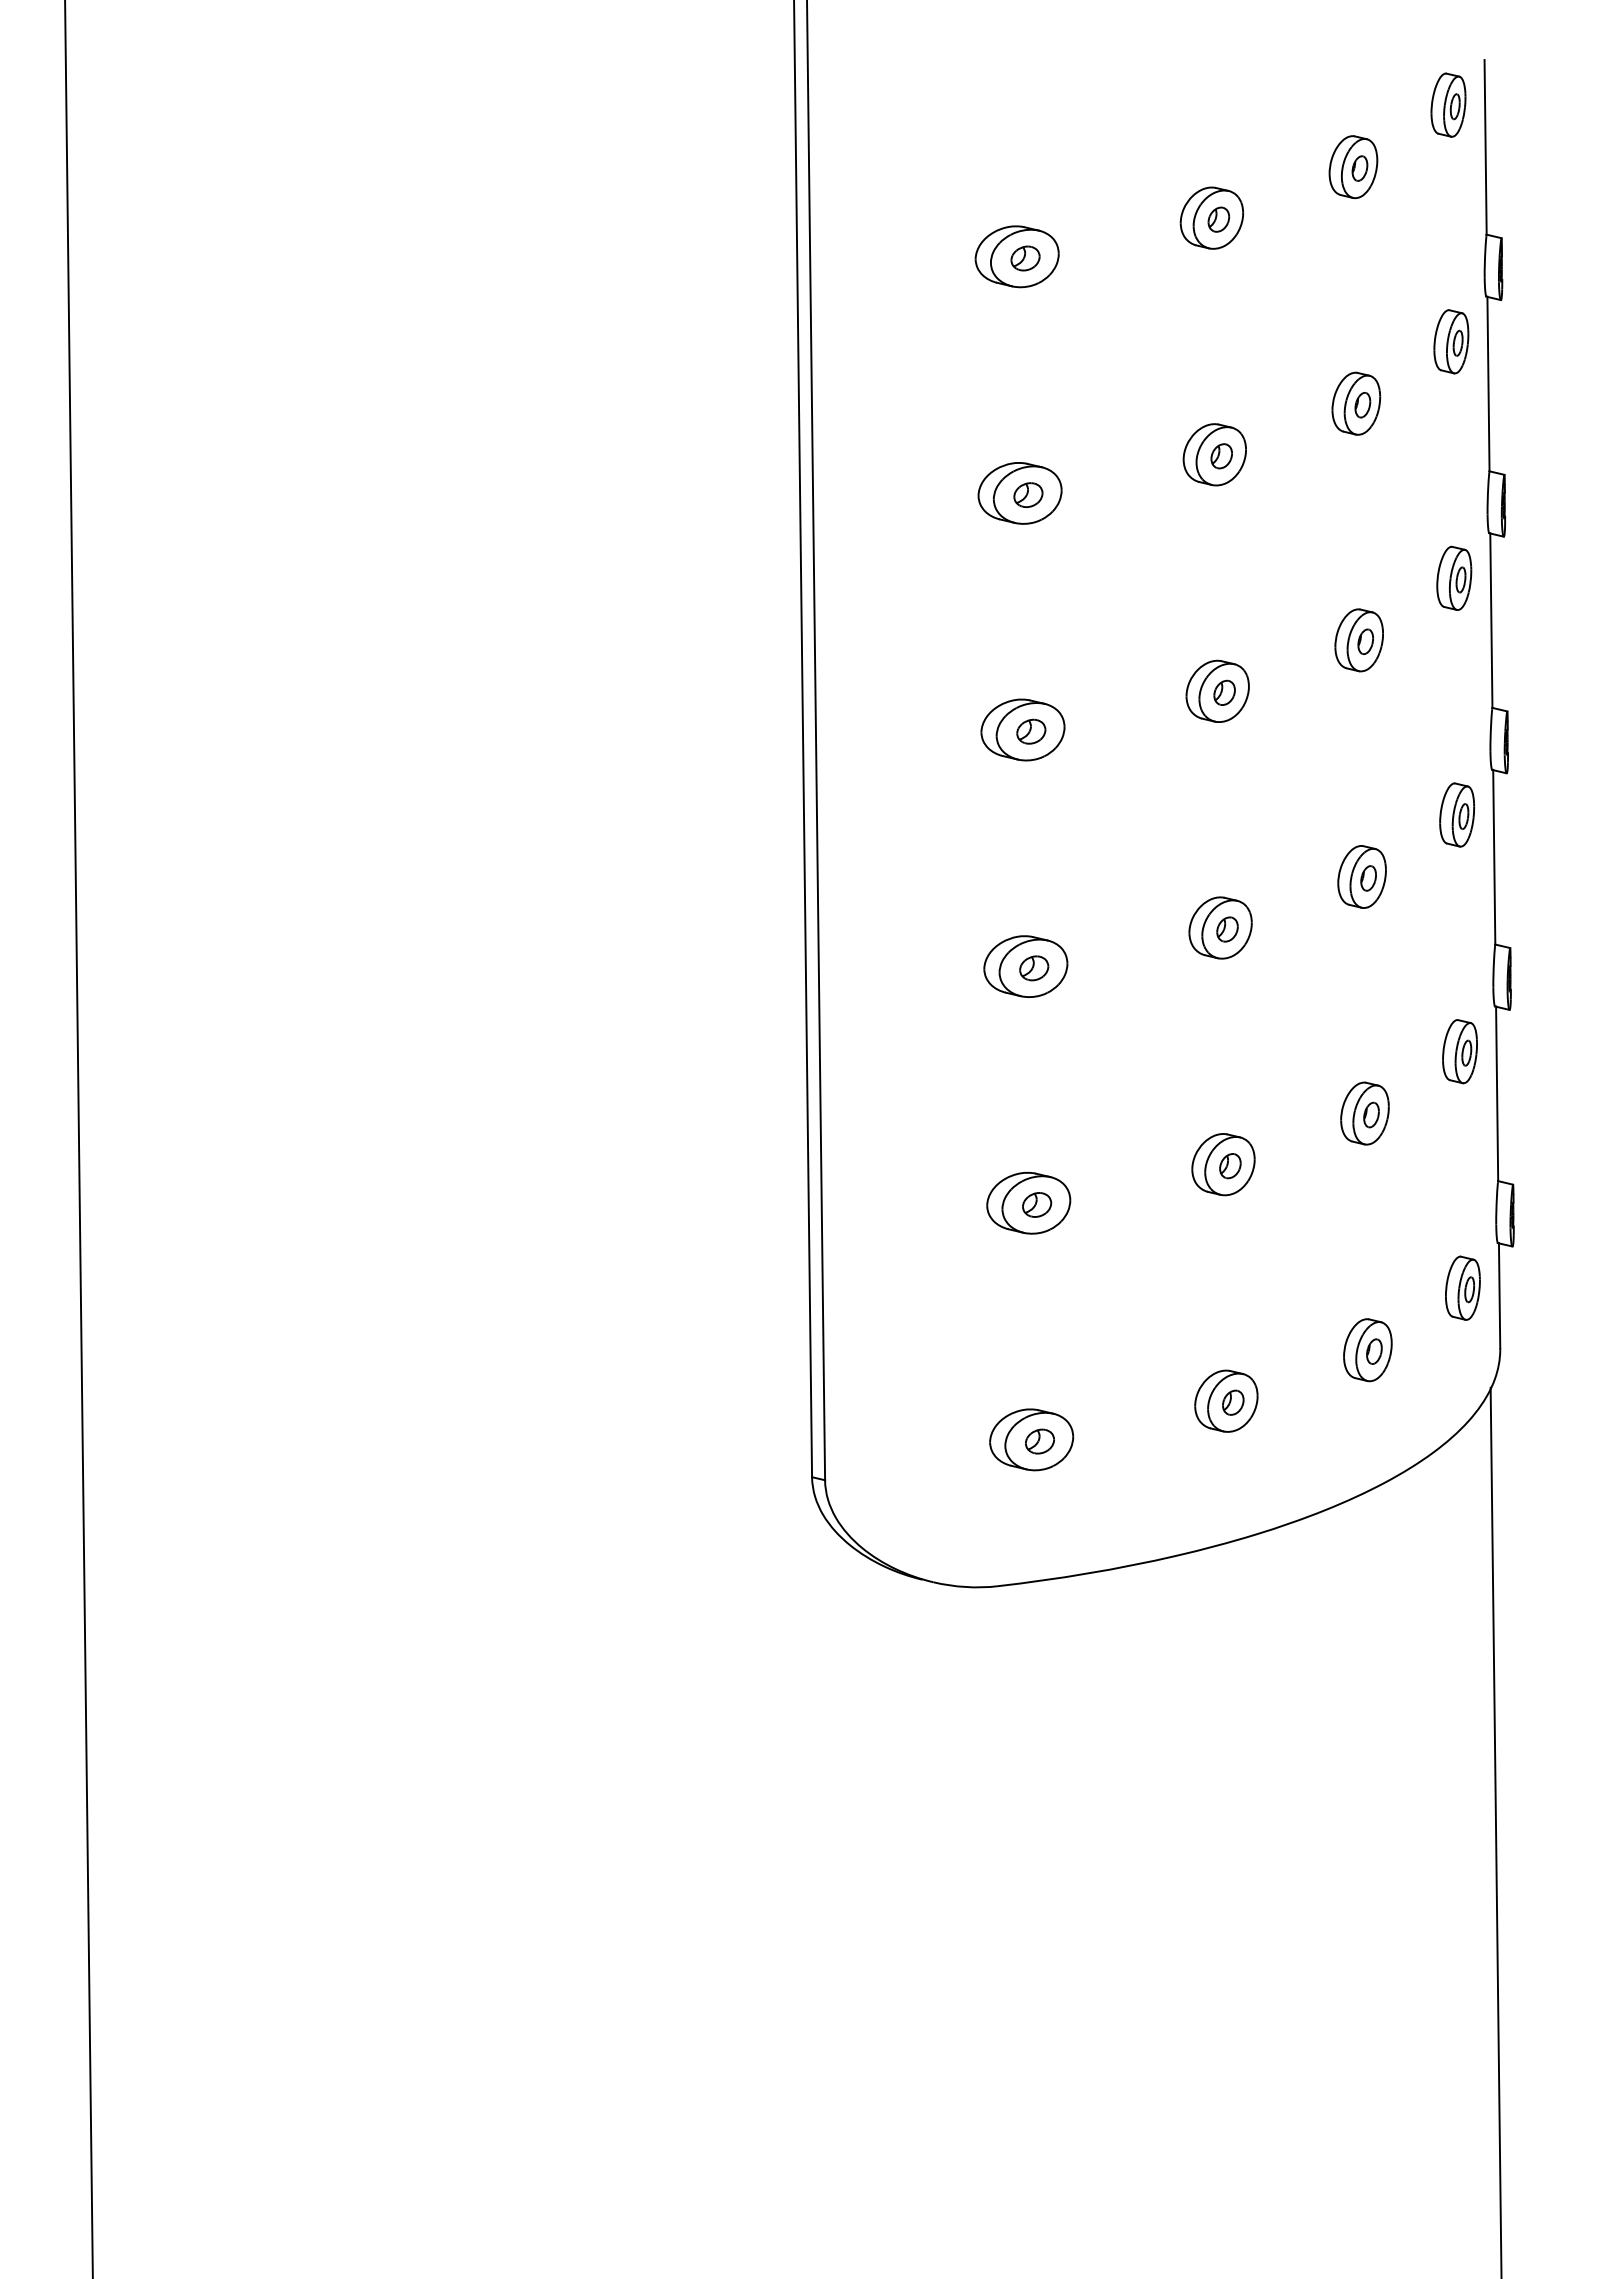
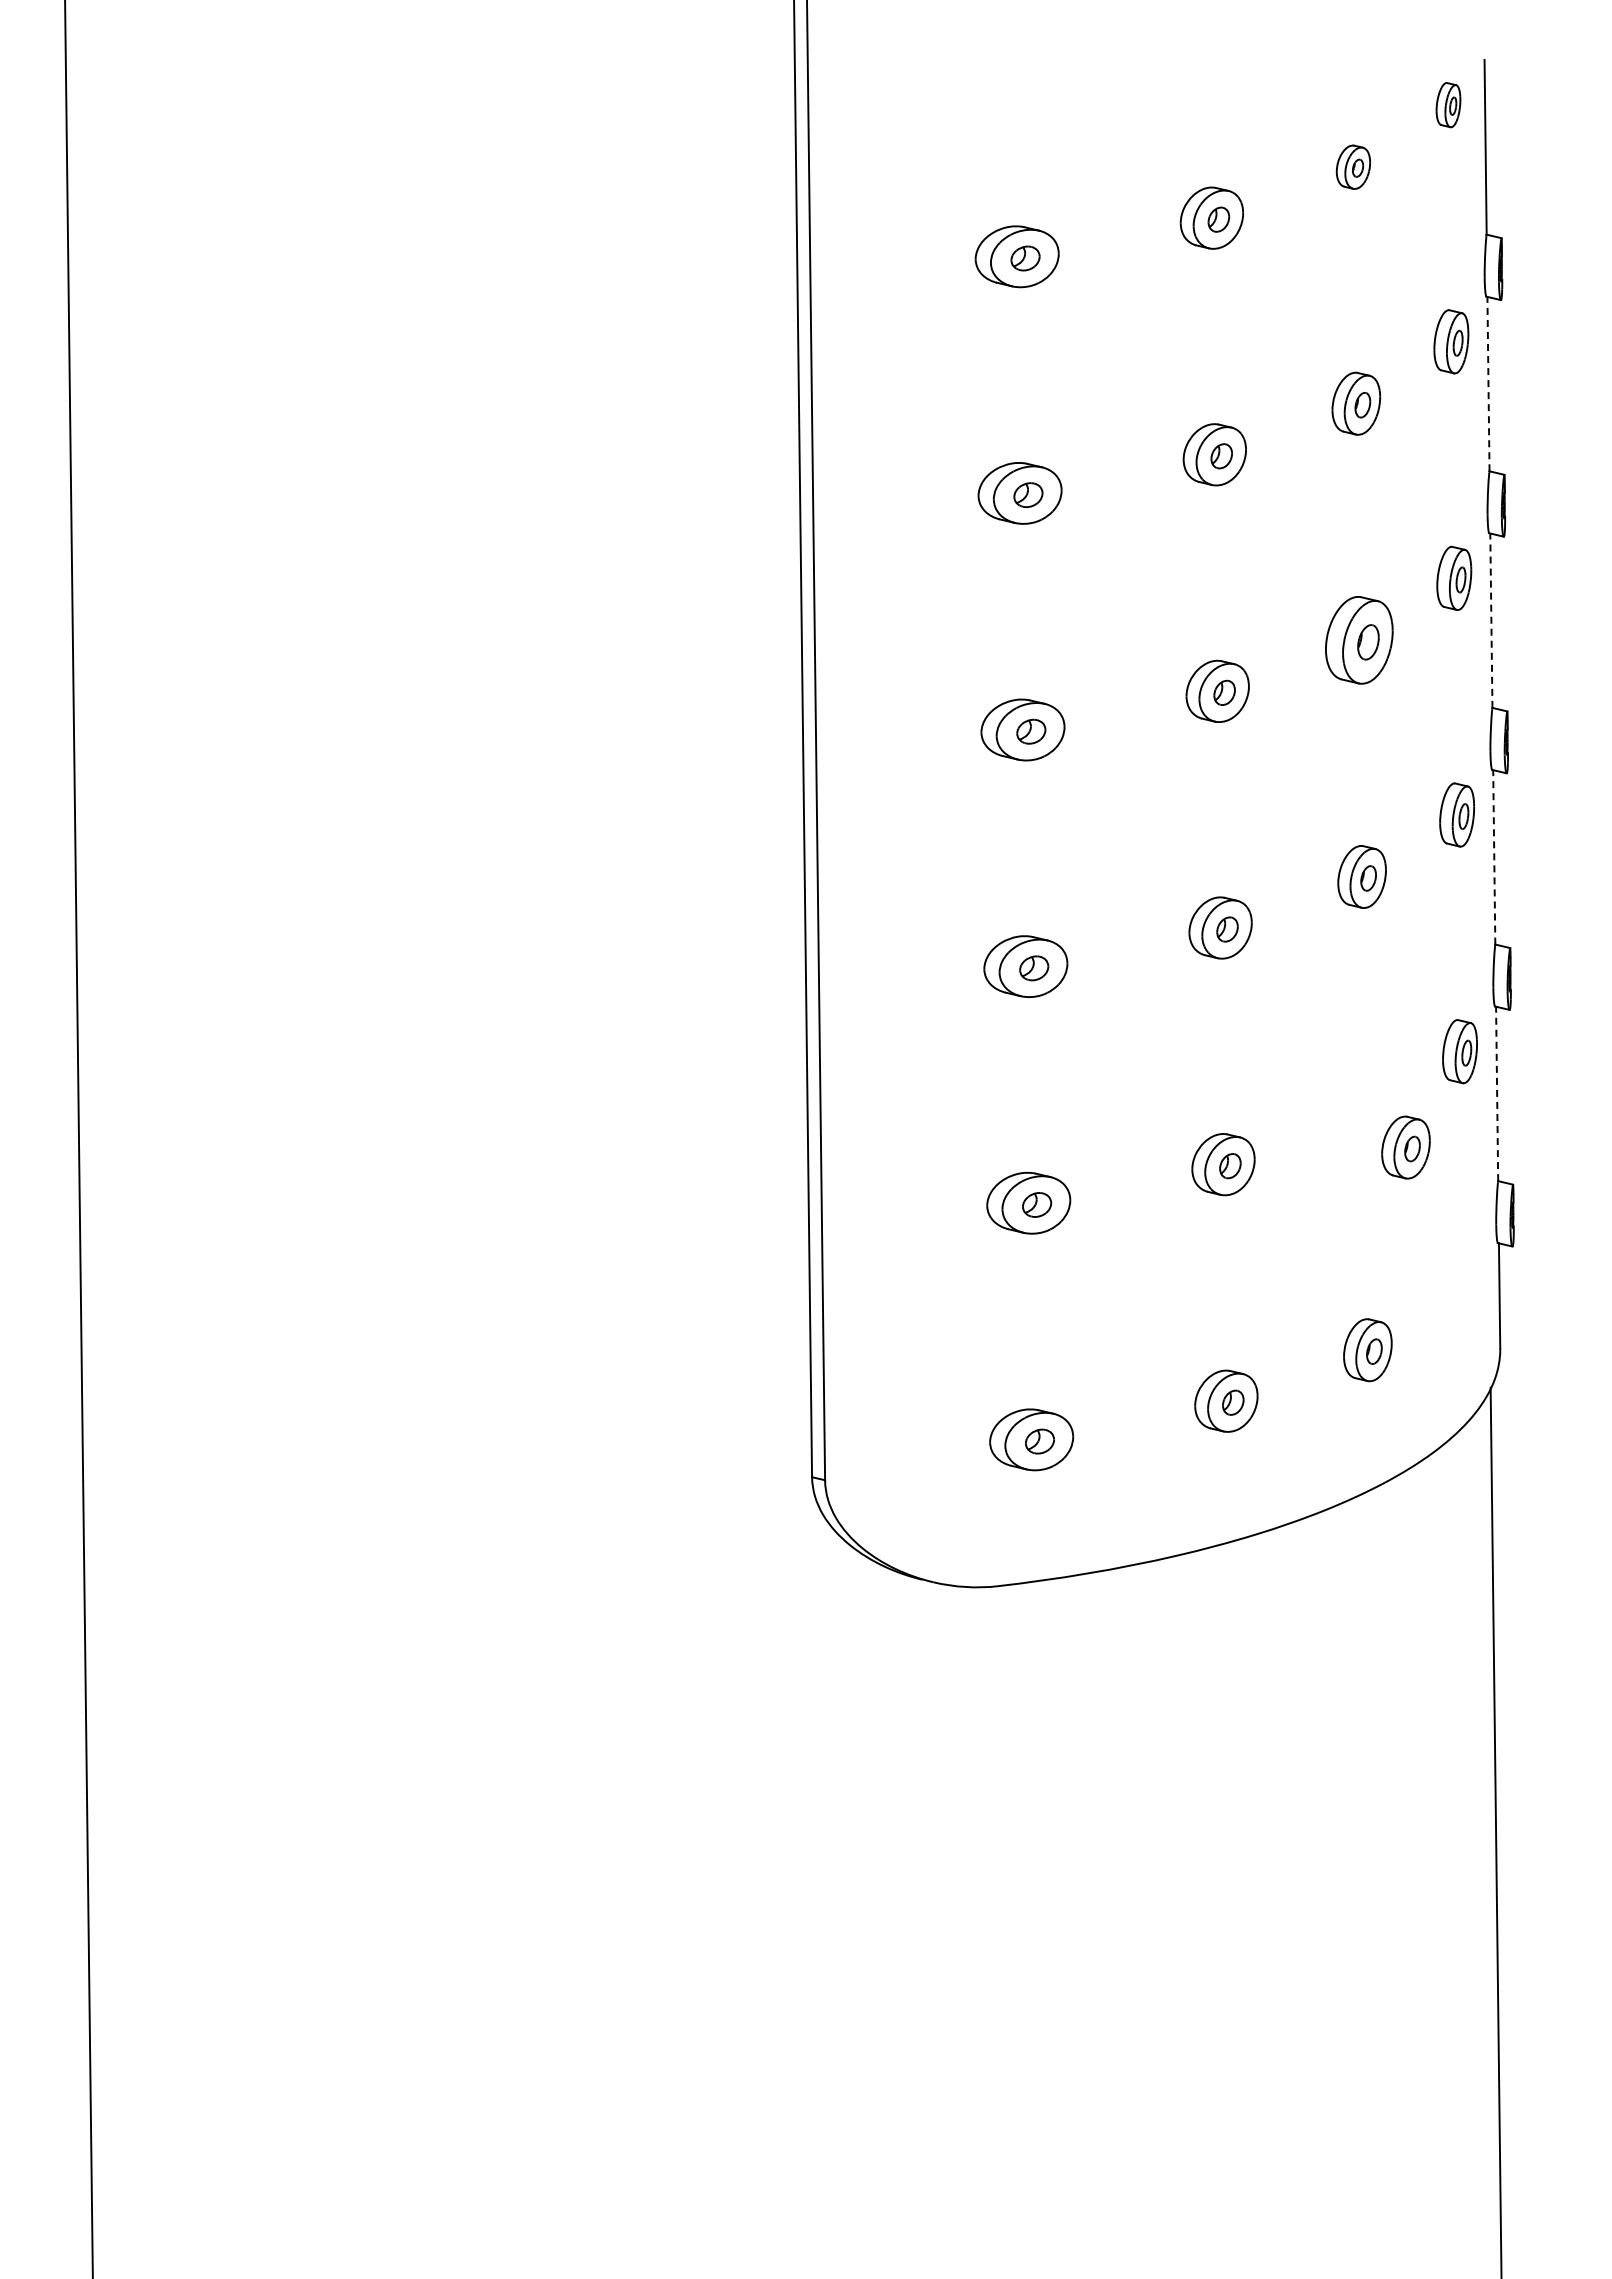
part size: 37x66 px -> 27x47 px (1448, 105)
part size: 51x65 px -> 37x46 px (1353, 166)
line: solid -> dashed (1488, 383)
line: solid -> dashed (1491, 620)
part size: 50x65 px -> 69x89 px (1359, 640)
line: solid -> dashed (1494, 856)
line: solid -> dashed (1497, 1093)
part position: (1364, 1113) -> (1405, 1147) (1405, 1147)
part: present -> none (1462, 1287)
